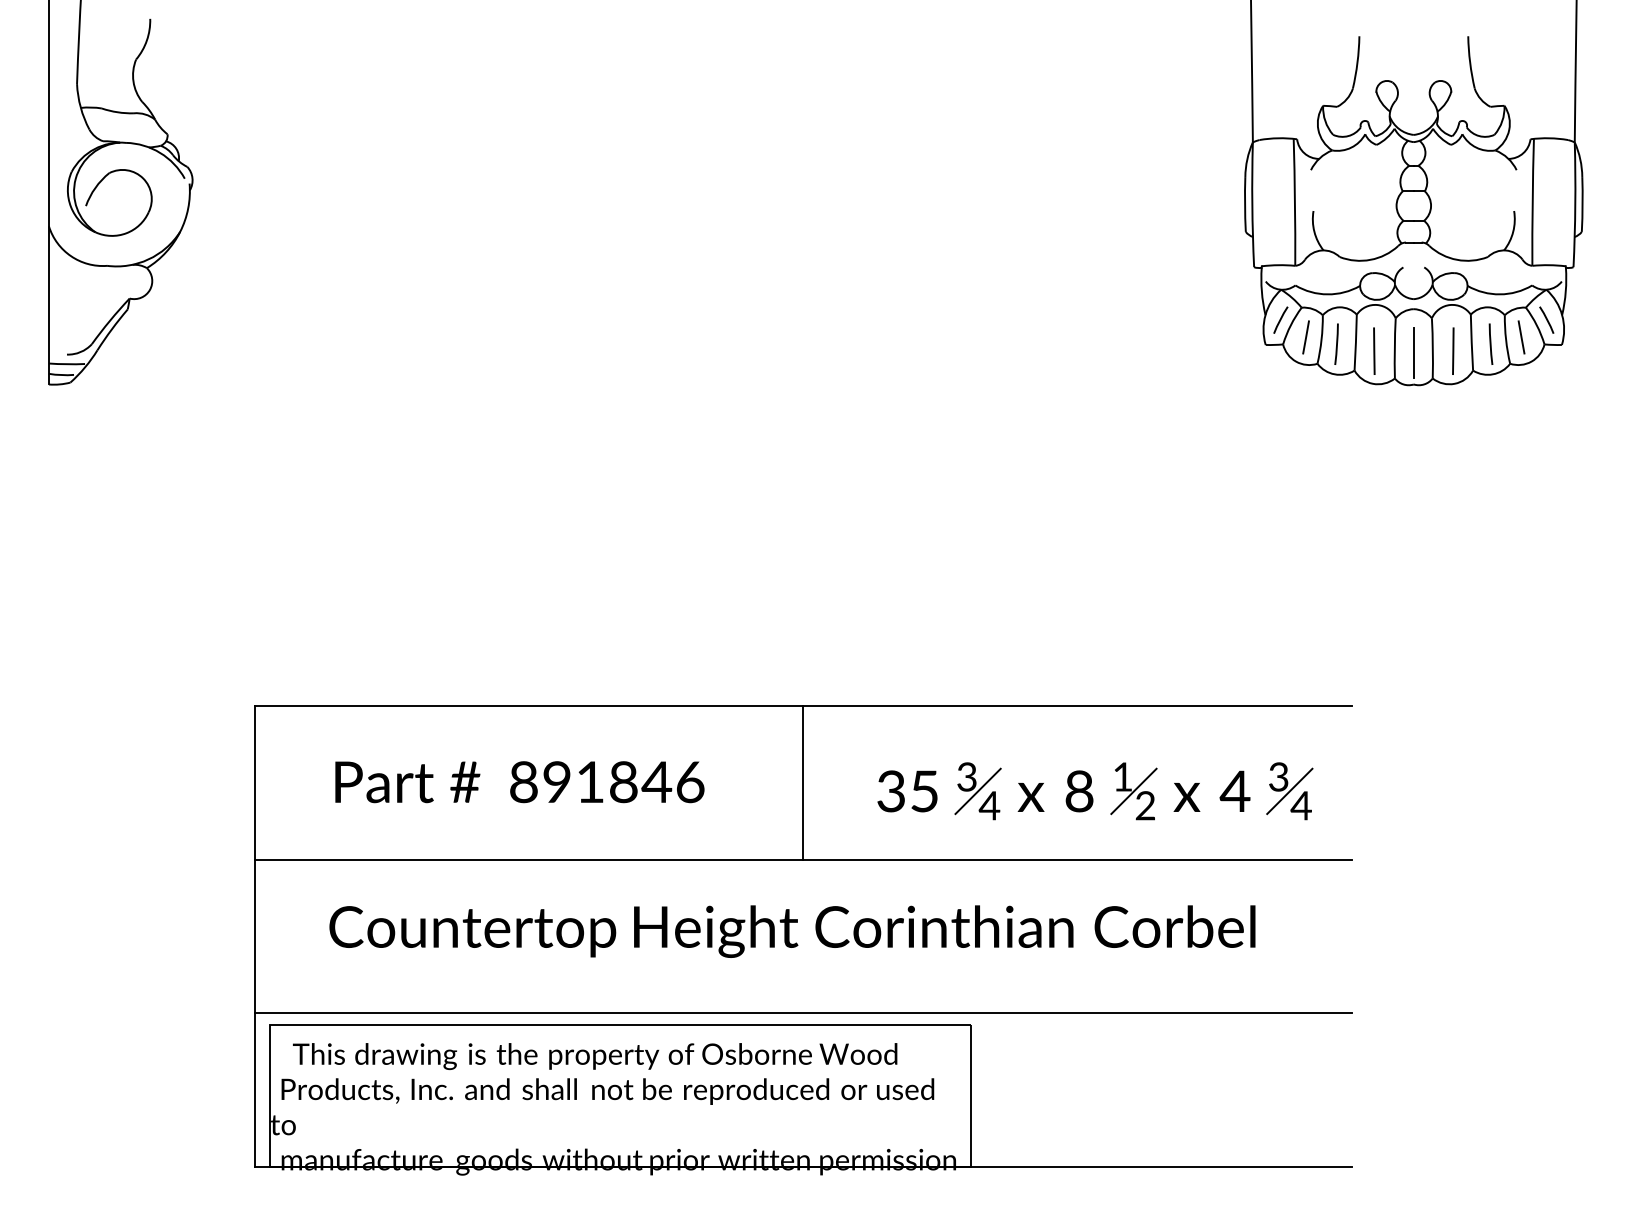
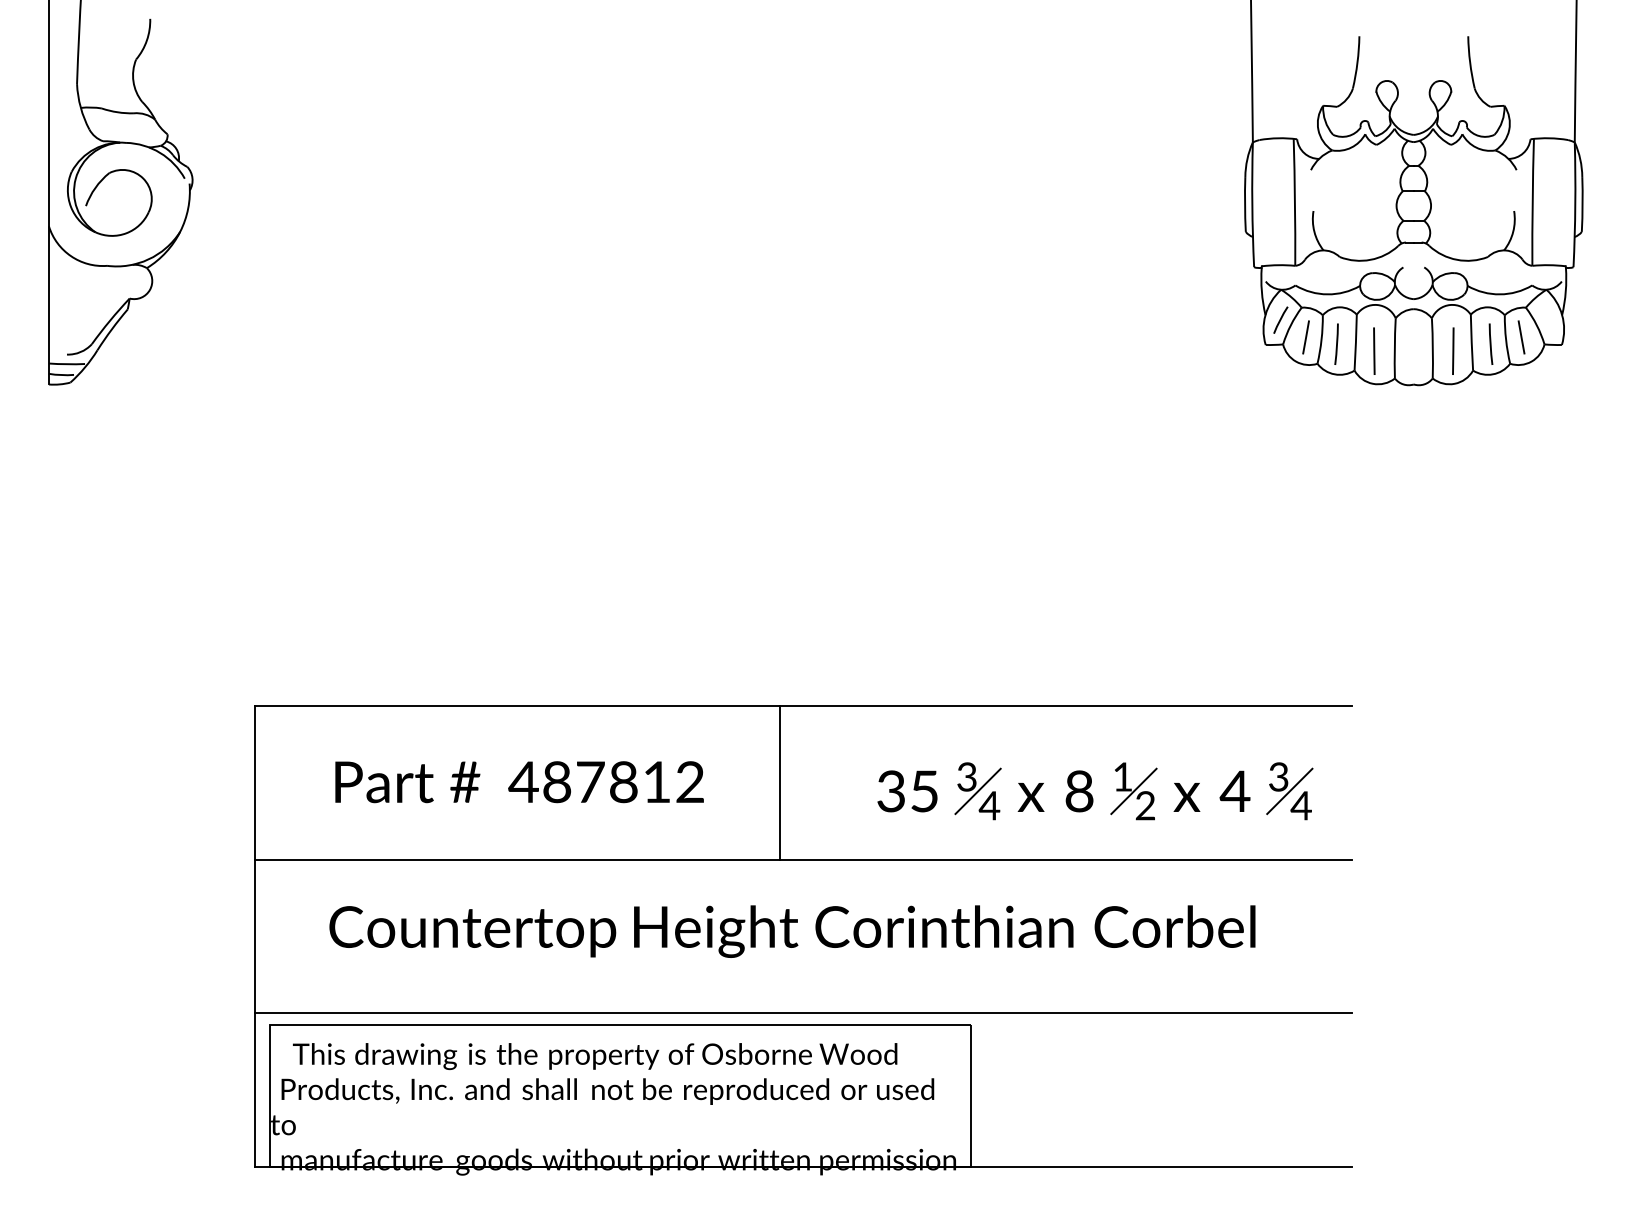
line: present -> none (1546, 319)
line: present -> none (1413, 353)
text: 891846 -> 487812 (606, 782)
line position: (803, 782) -> (780, 782) (780, 782)
